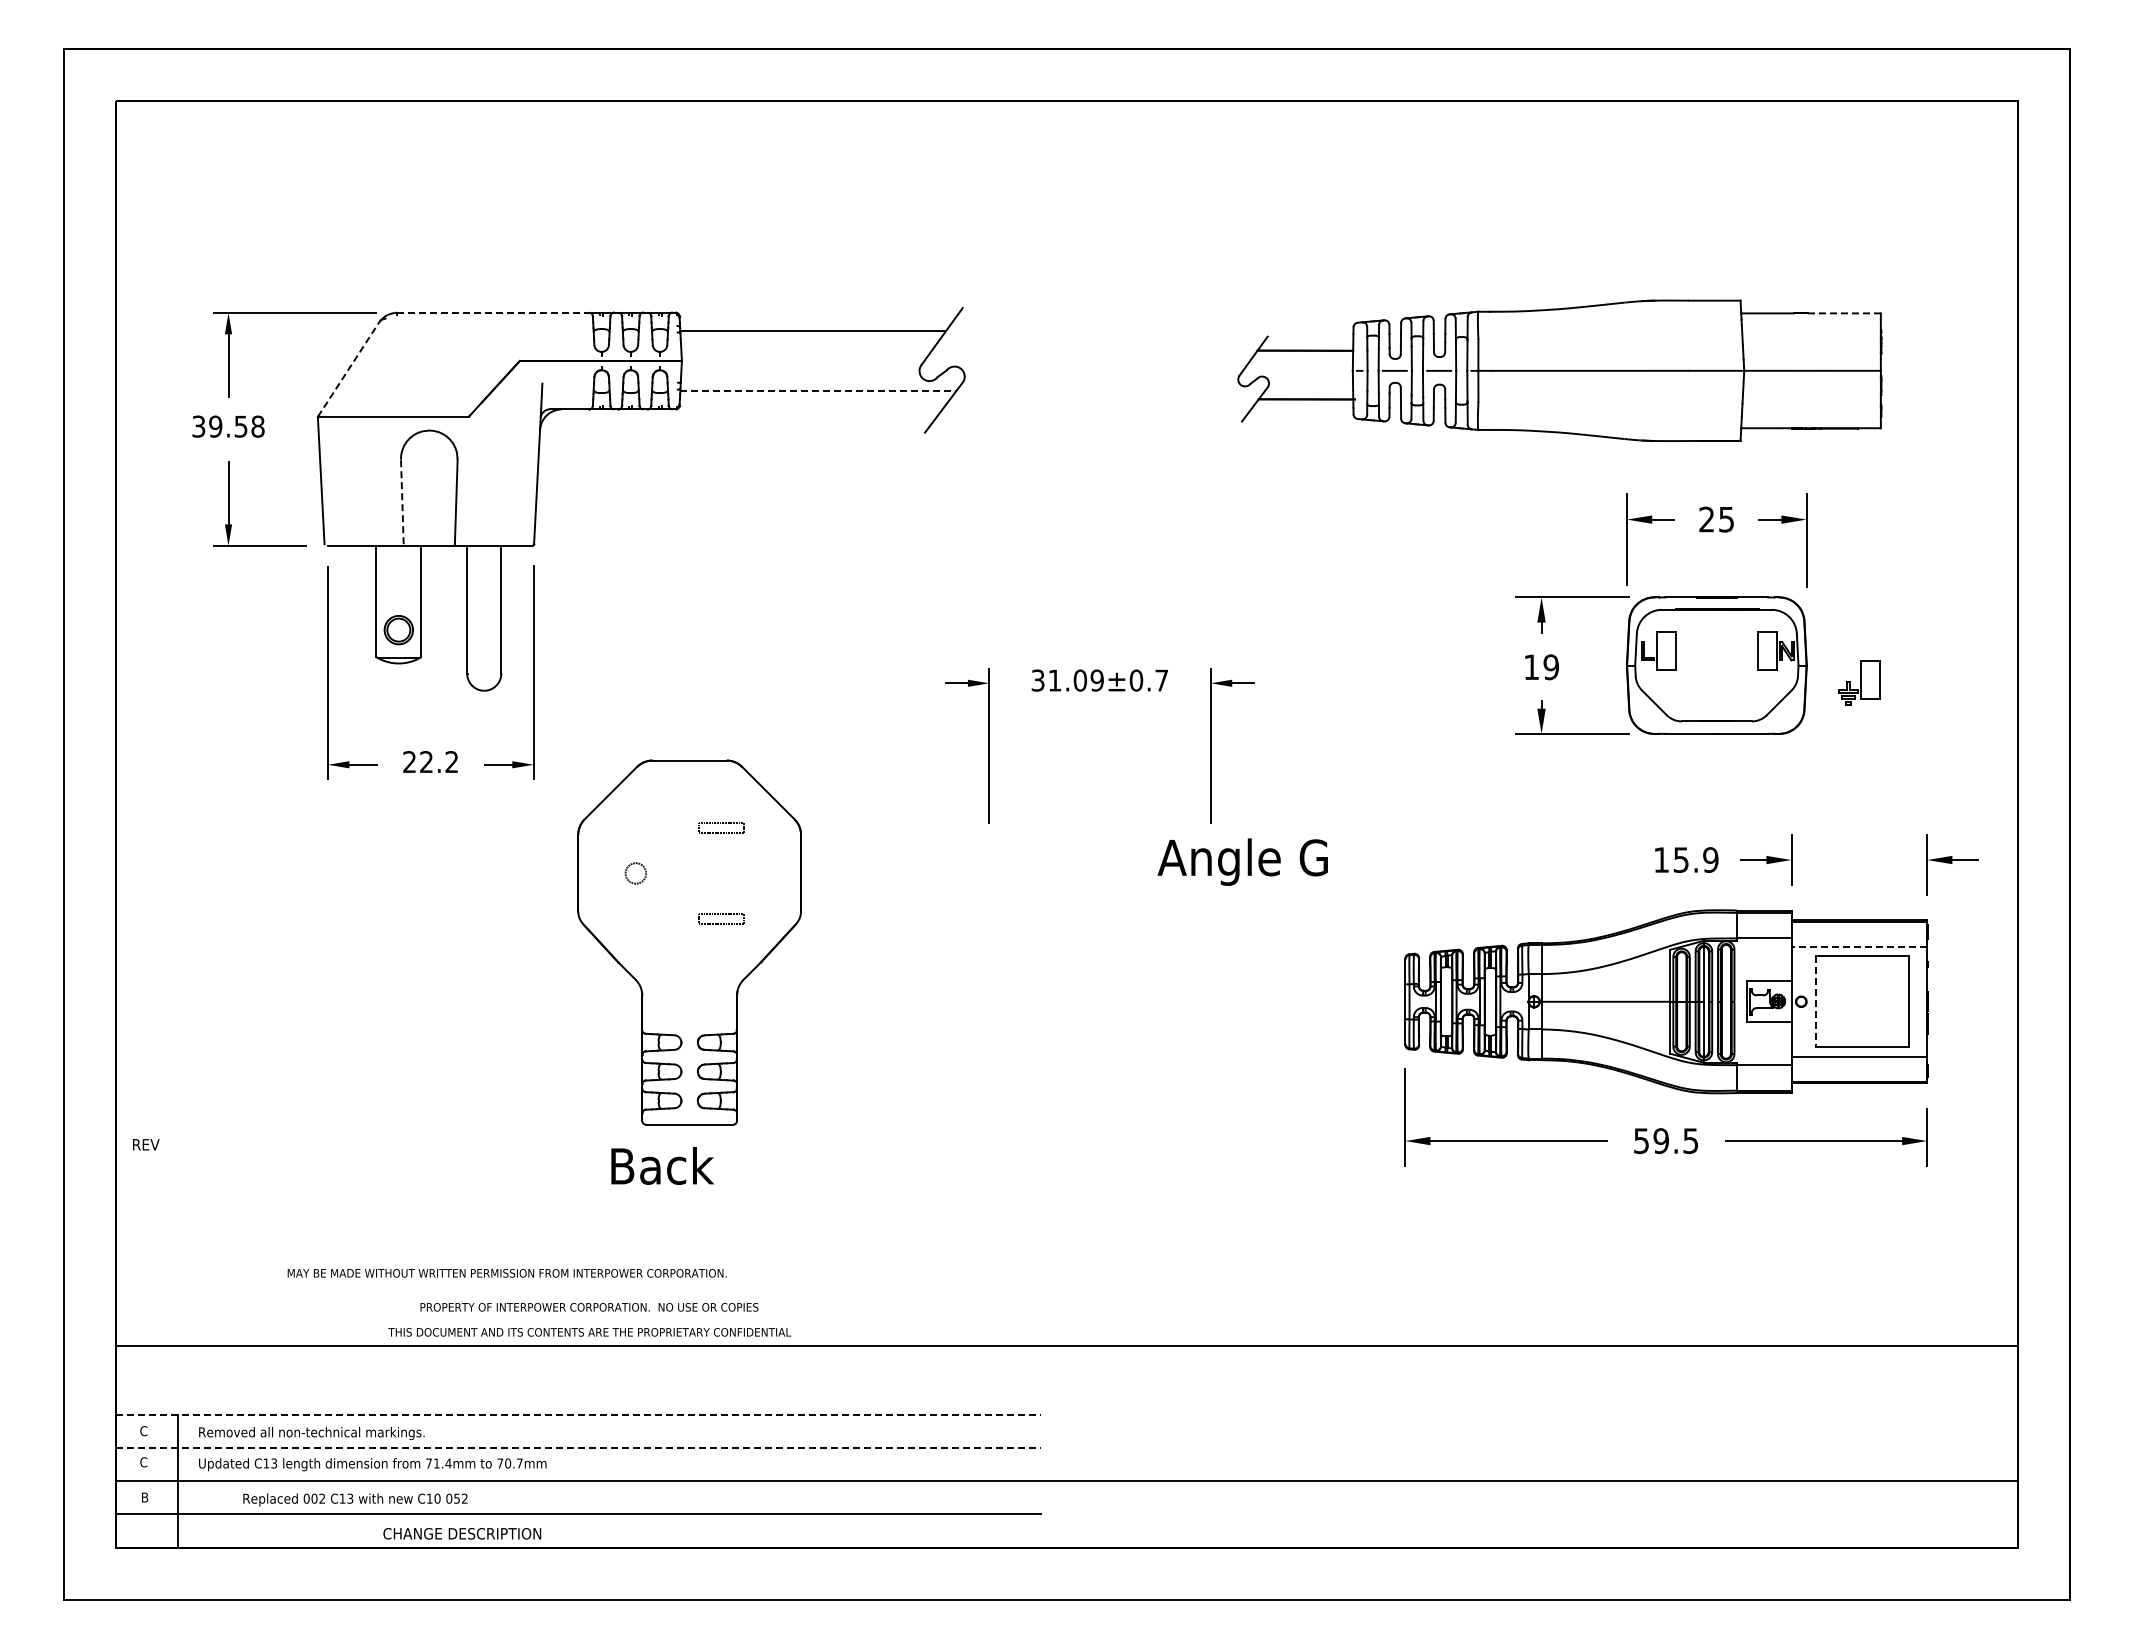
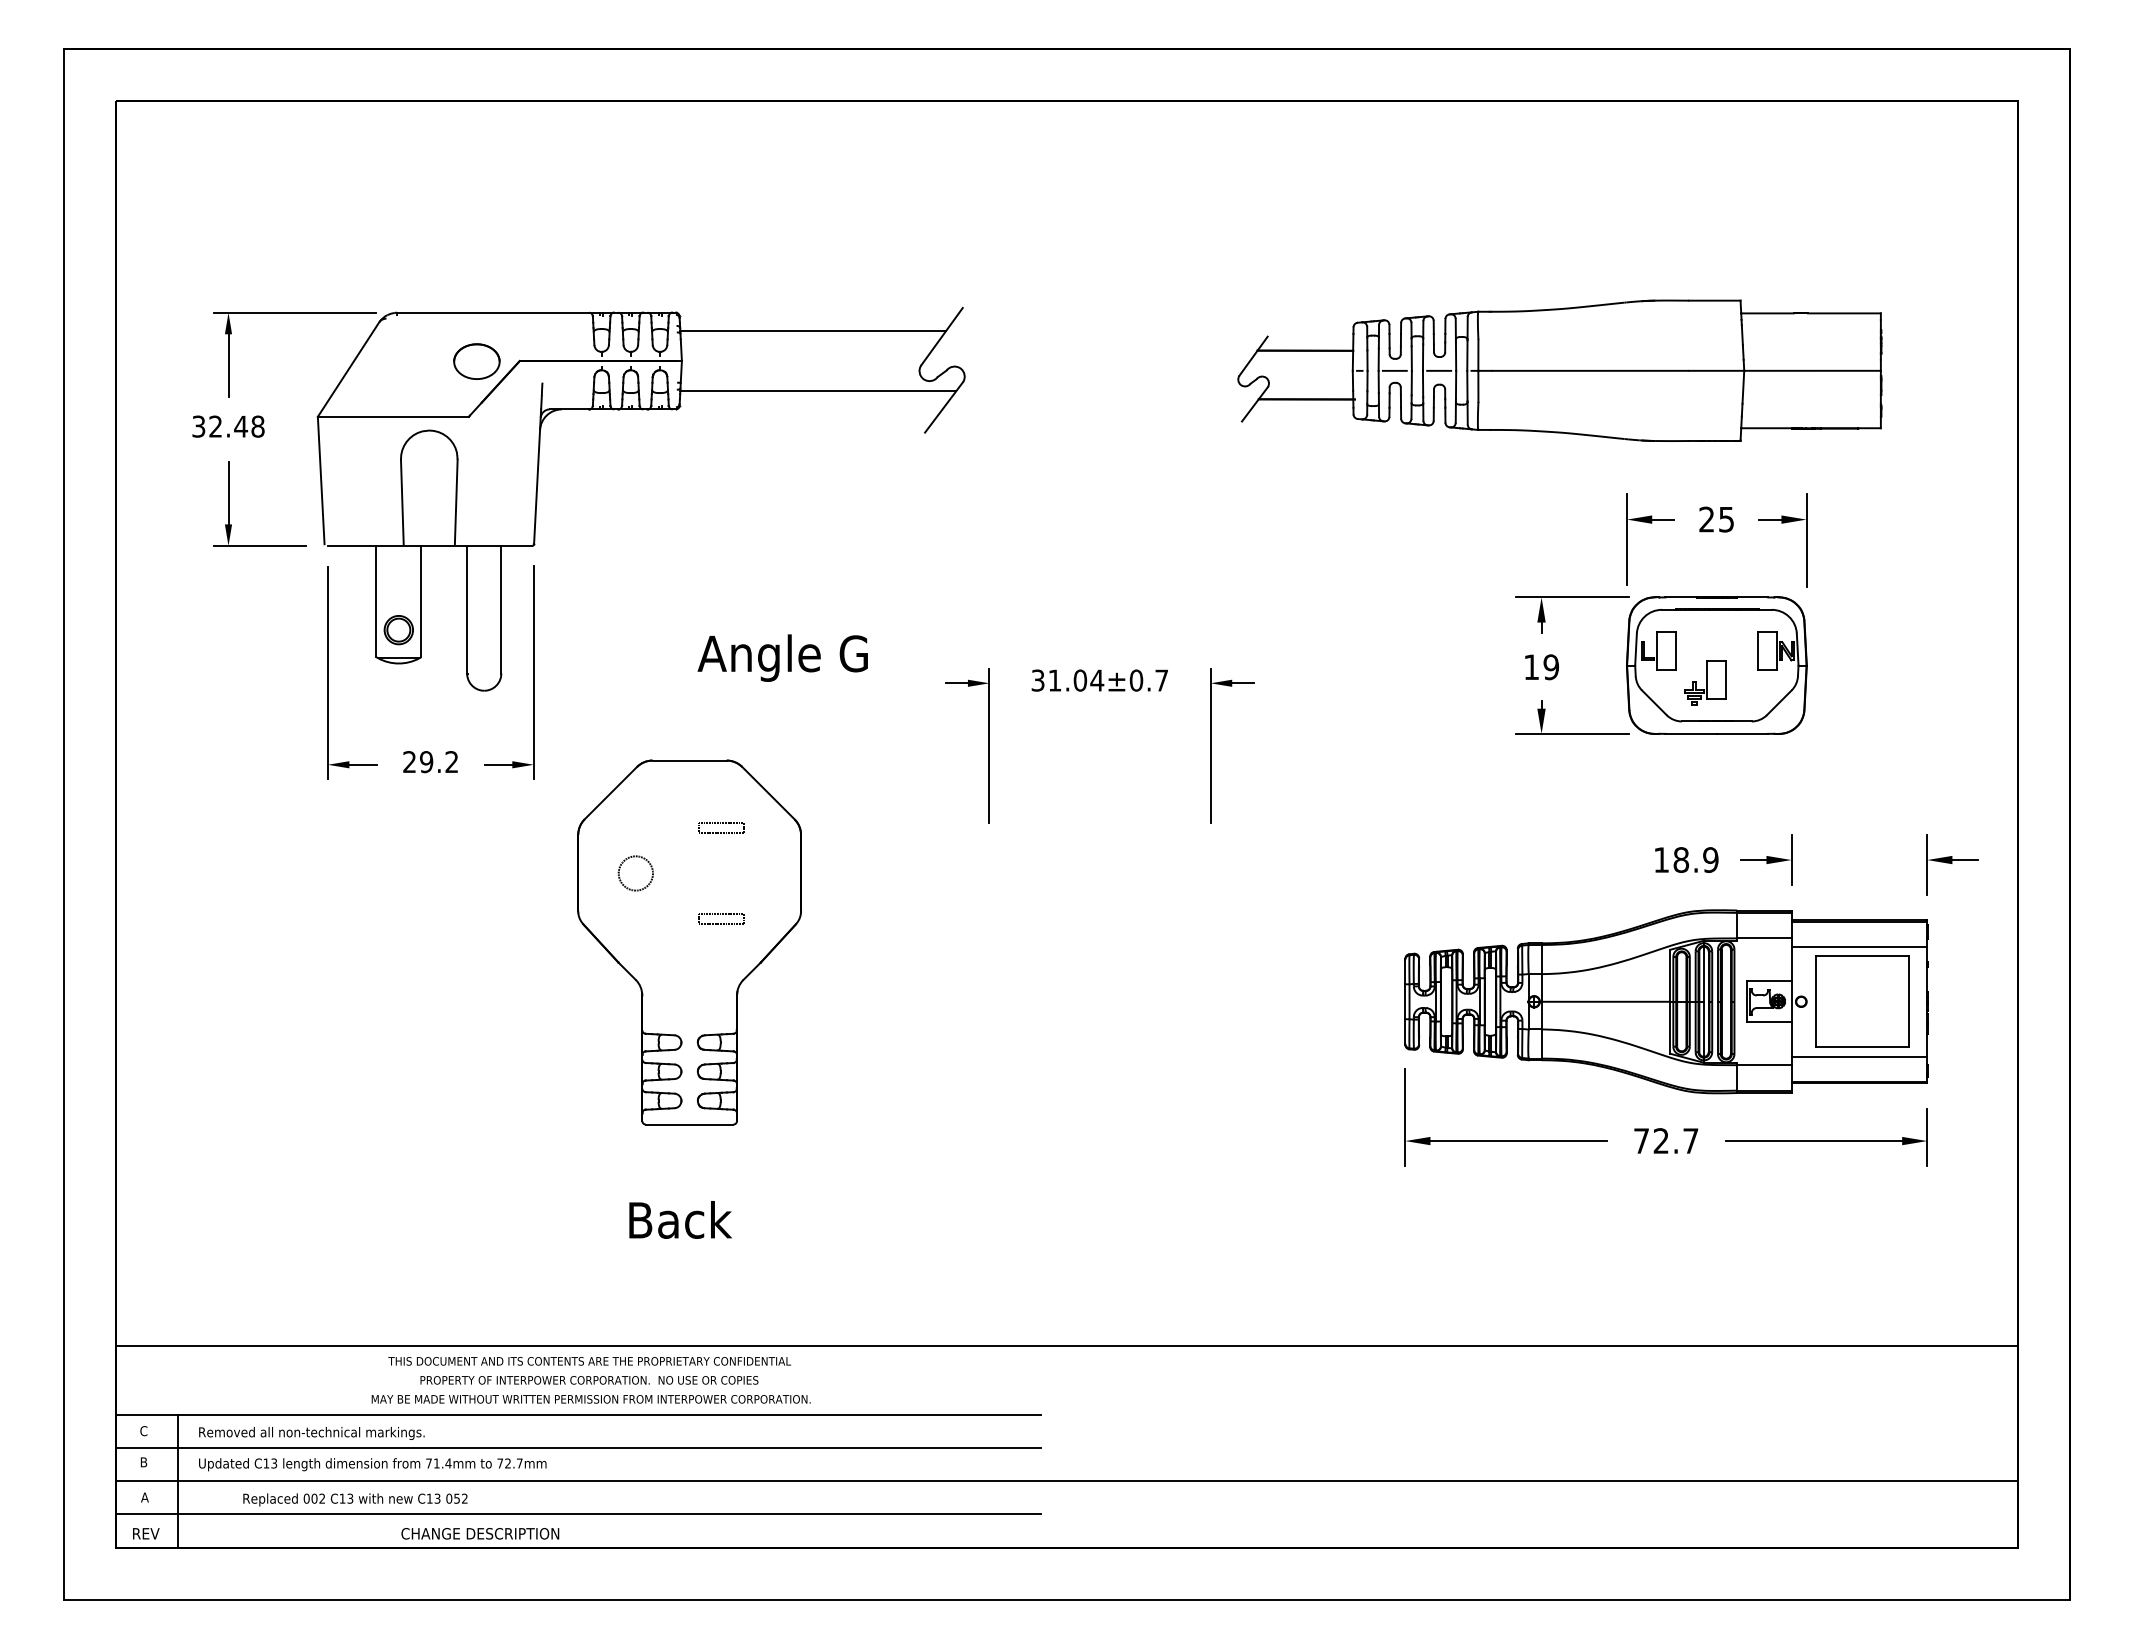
line: dashed -> solid (493, 312)
line: dashed -> solid (1844, 313)
part: none -> present (476, 361)
line: dashed -> solid (348, 369)
line: dashed -> solid (818, 391)
text: 39.58 -> 32.48 (228, 426)
line: dashed -> solid (402, 501)
text: 31.09±0.7 -> 31.04±0.7 (1097, 680)
part position: (1859, 682) -> (1705, 682) (1705, 682)
text: 22.2 -> 29.2 (426, 762)
text: 15.9 -> 18.9 (1681, 859)
text position: (1242, 861) -> (782, 657) (782, 657)
circle diameter: 21 px -> 34 px (635, 873)
line: dashed -> solid (1859, 946)
line: dashed -> solid (1815, 1001)
text: 59.5 -> 72.7 (1666, 1141)
text position: (146, 1144) -> (146, 1533) (146, 1533)
text position: (662, 1165) -> (680, 1219) (680, 1219)
text position: (506, 1273) -> (590, 1399) (590, 1399)
text position: (589, 1307) -> (589, 1380) (589, 1380)
text position: (589, 1332) -> (589, 1361) (589, 1361)
line: dashed -> solid (578, 1415)
line: dashed -> solid (578, 1448)
text: C -> B (143, 1462)
text: 70.7mm -> 72.7mm (508, 1463)
text: B -> A (144, 1497)
text: C10 -> C13 (437, 1498)
text position: (462, 1533) -> (480, 1533) (480, 1533)
